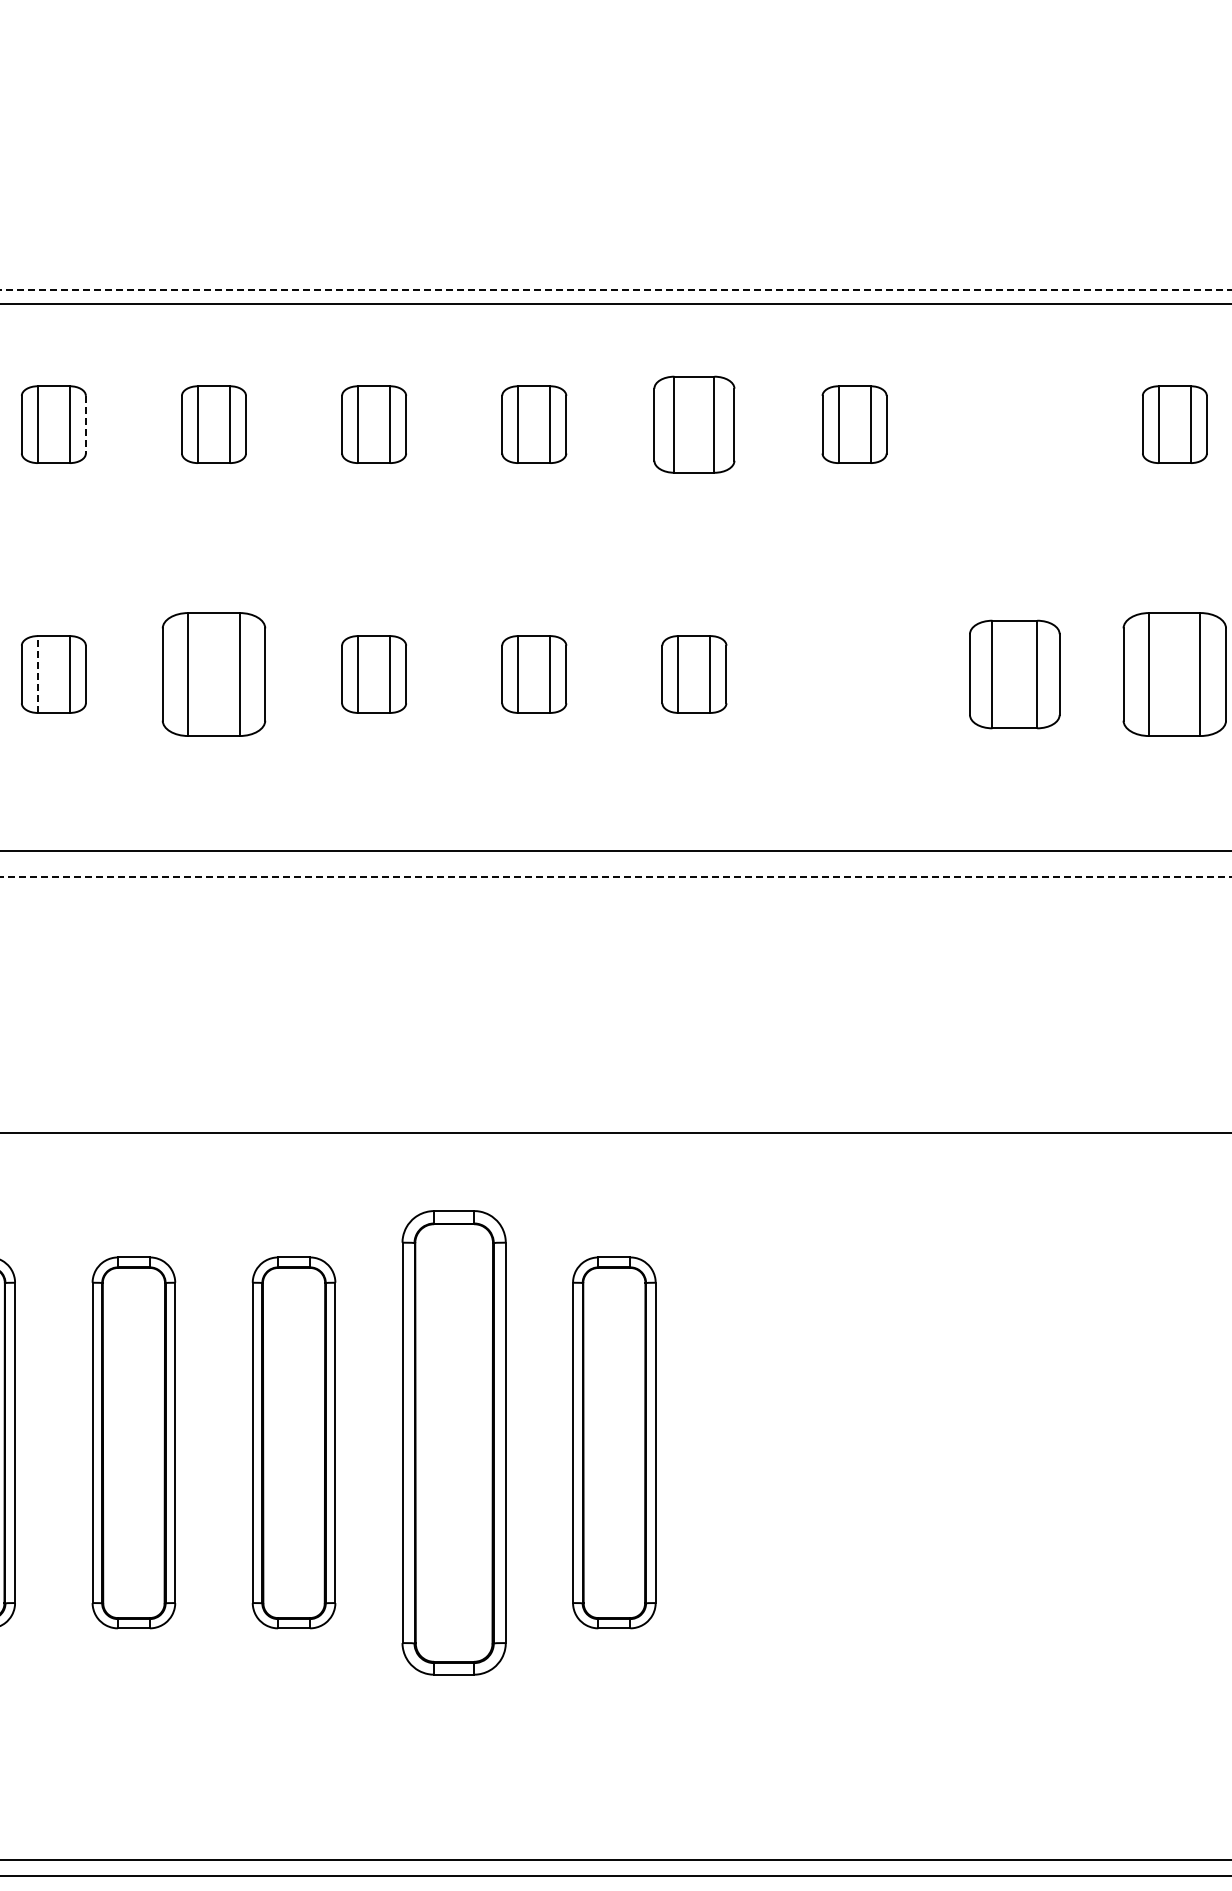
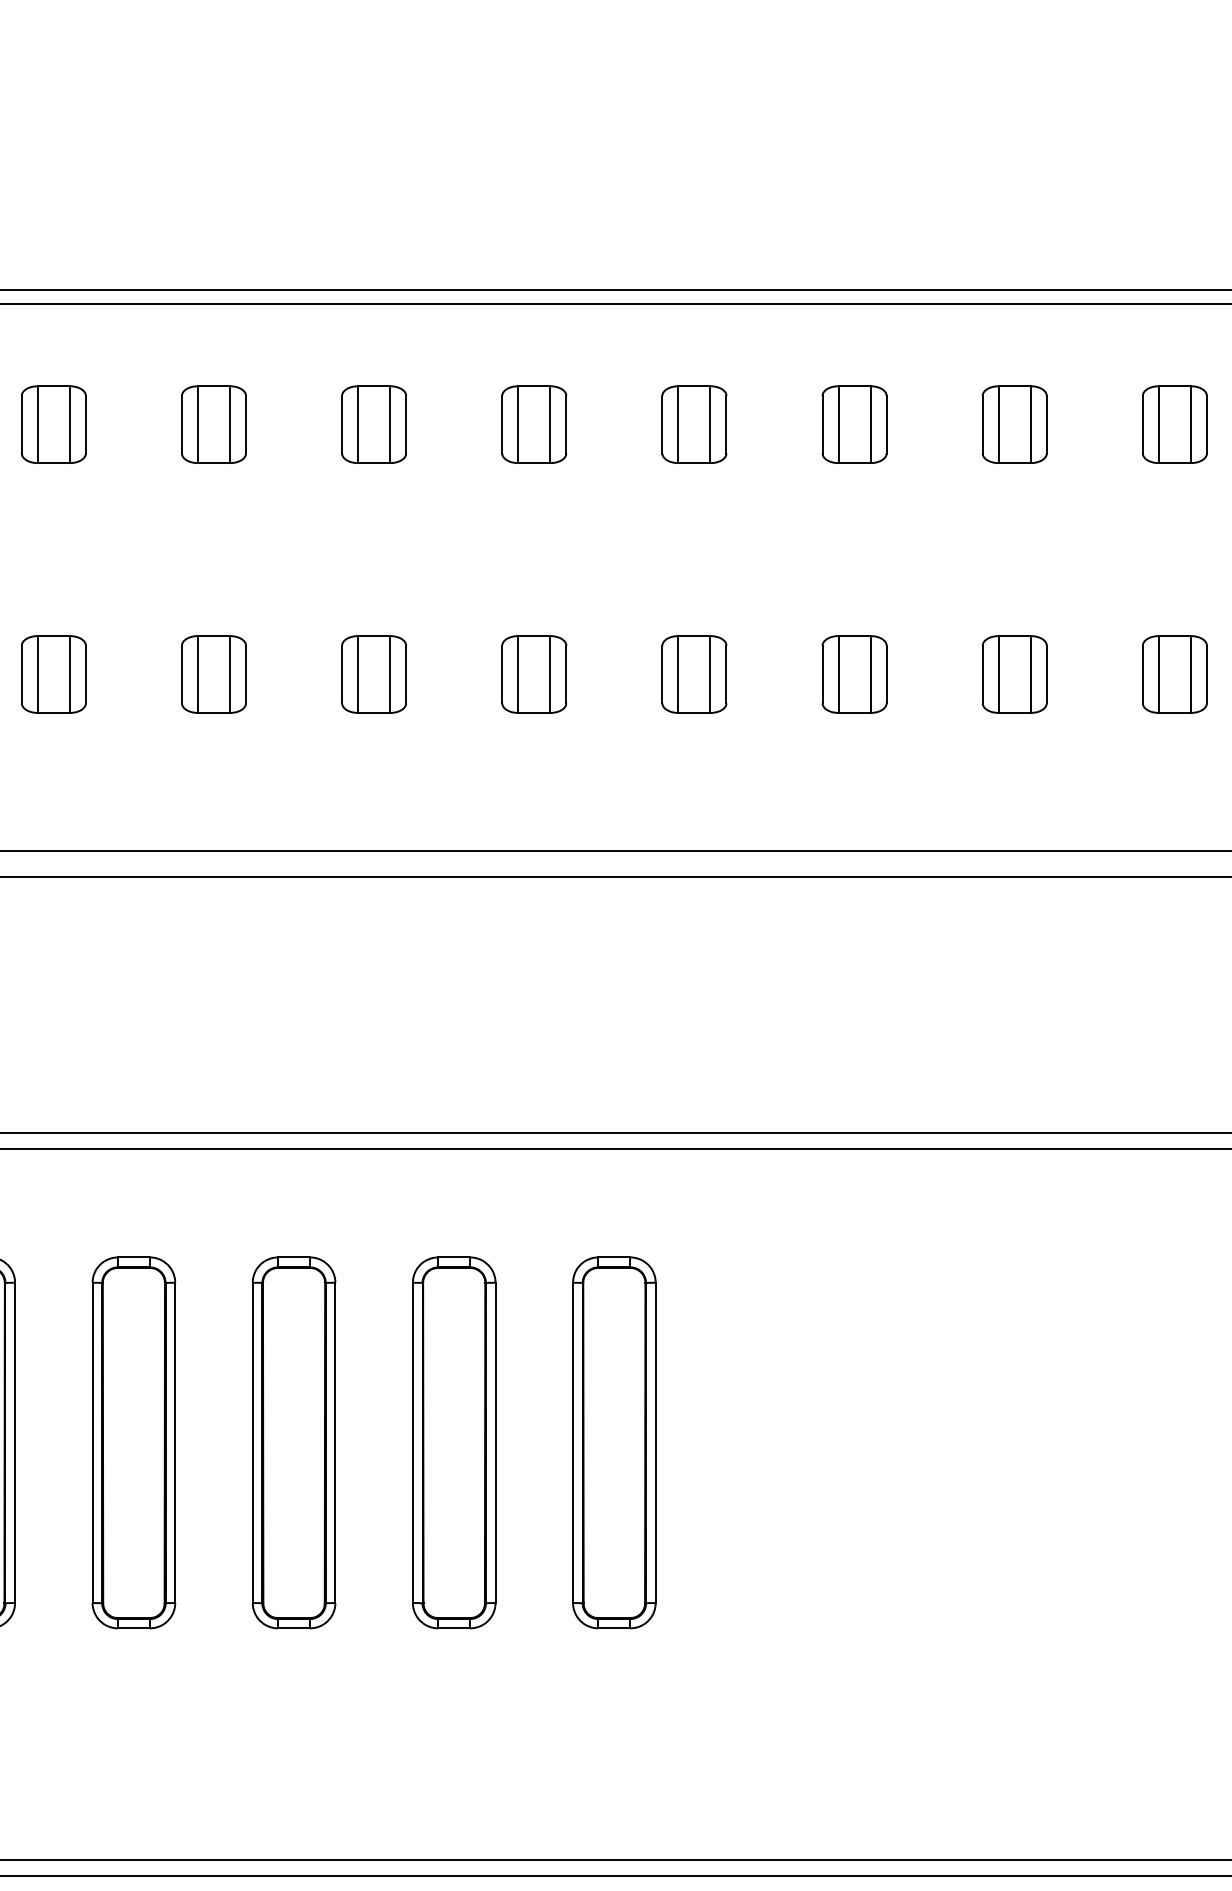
line: dashed -> solid (615, 290)
line: dashed -> solid (85, 424)
part size: 83x99 px -> 67x79 px (694, 424)
part: none -> present (1014, 424)
line: dashed -> solid (37, 674)
part size: 106x125 px -> 66x79 px (213, 674)
part: none -> present (854, 674)
part size: 92x111 px -> 67x79 px (1014, 674)
part size: 105x125 px -> 66x79 px (1174, 674)
line: dashed -> solid (617, 877)
line: none -> present (615, 1148)
part size: 106x466 px -> 85x374 px (454, 1442)
